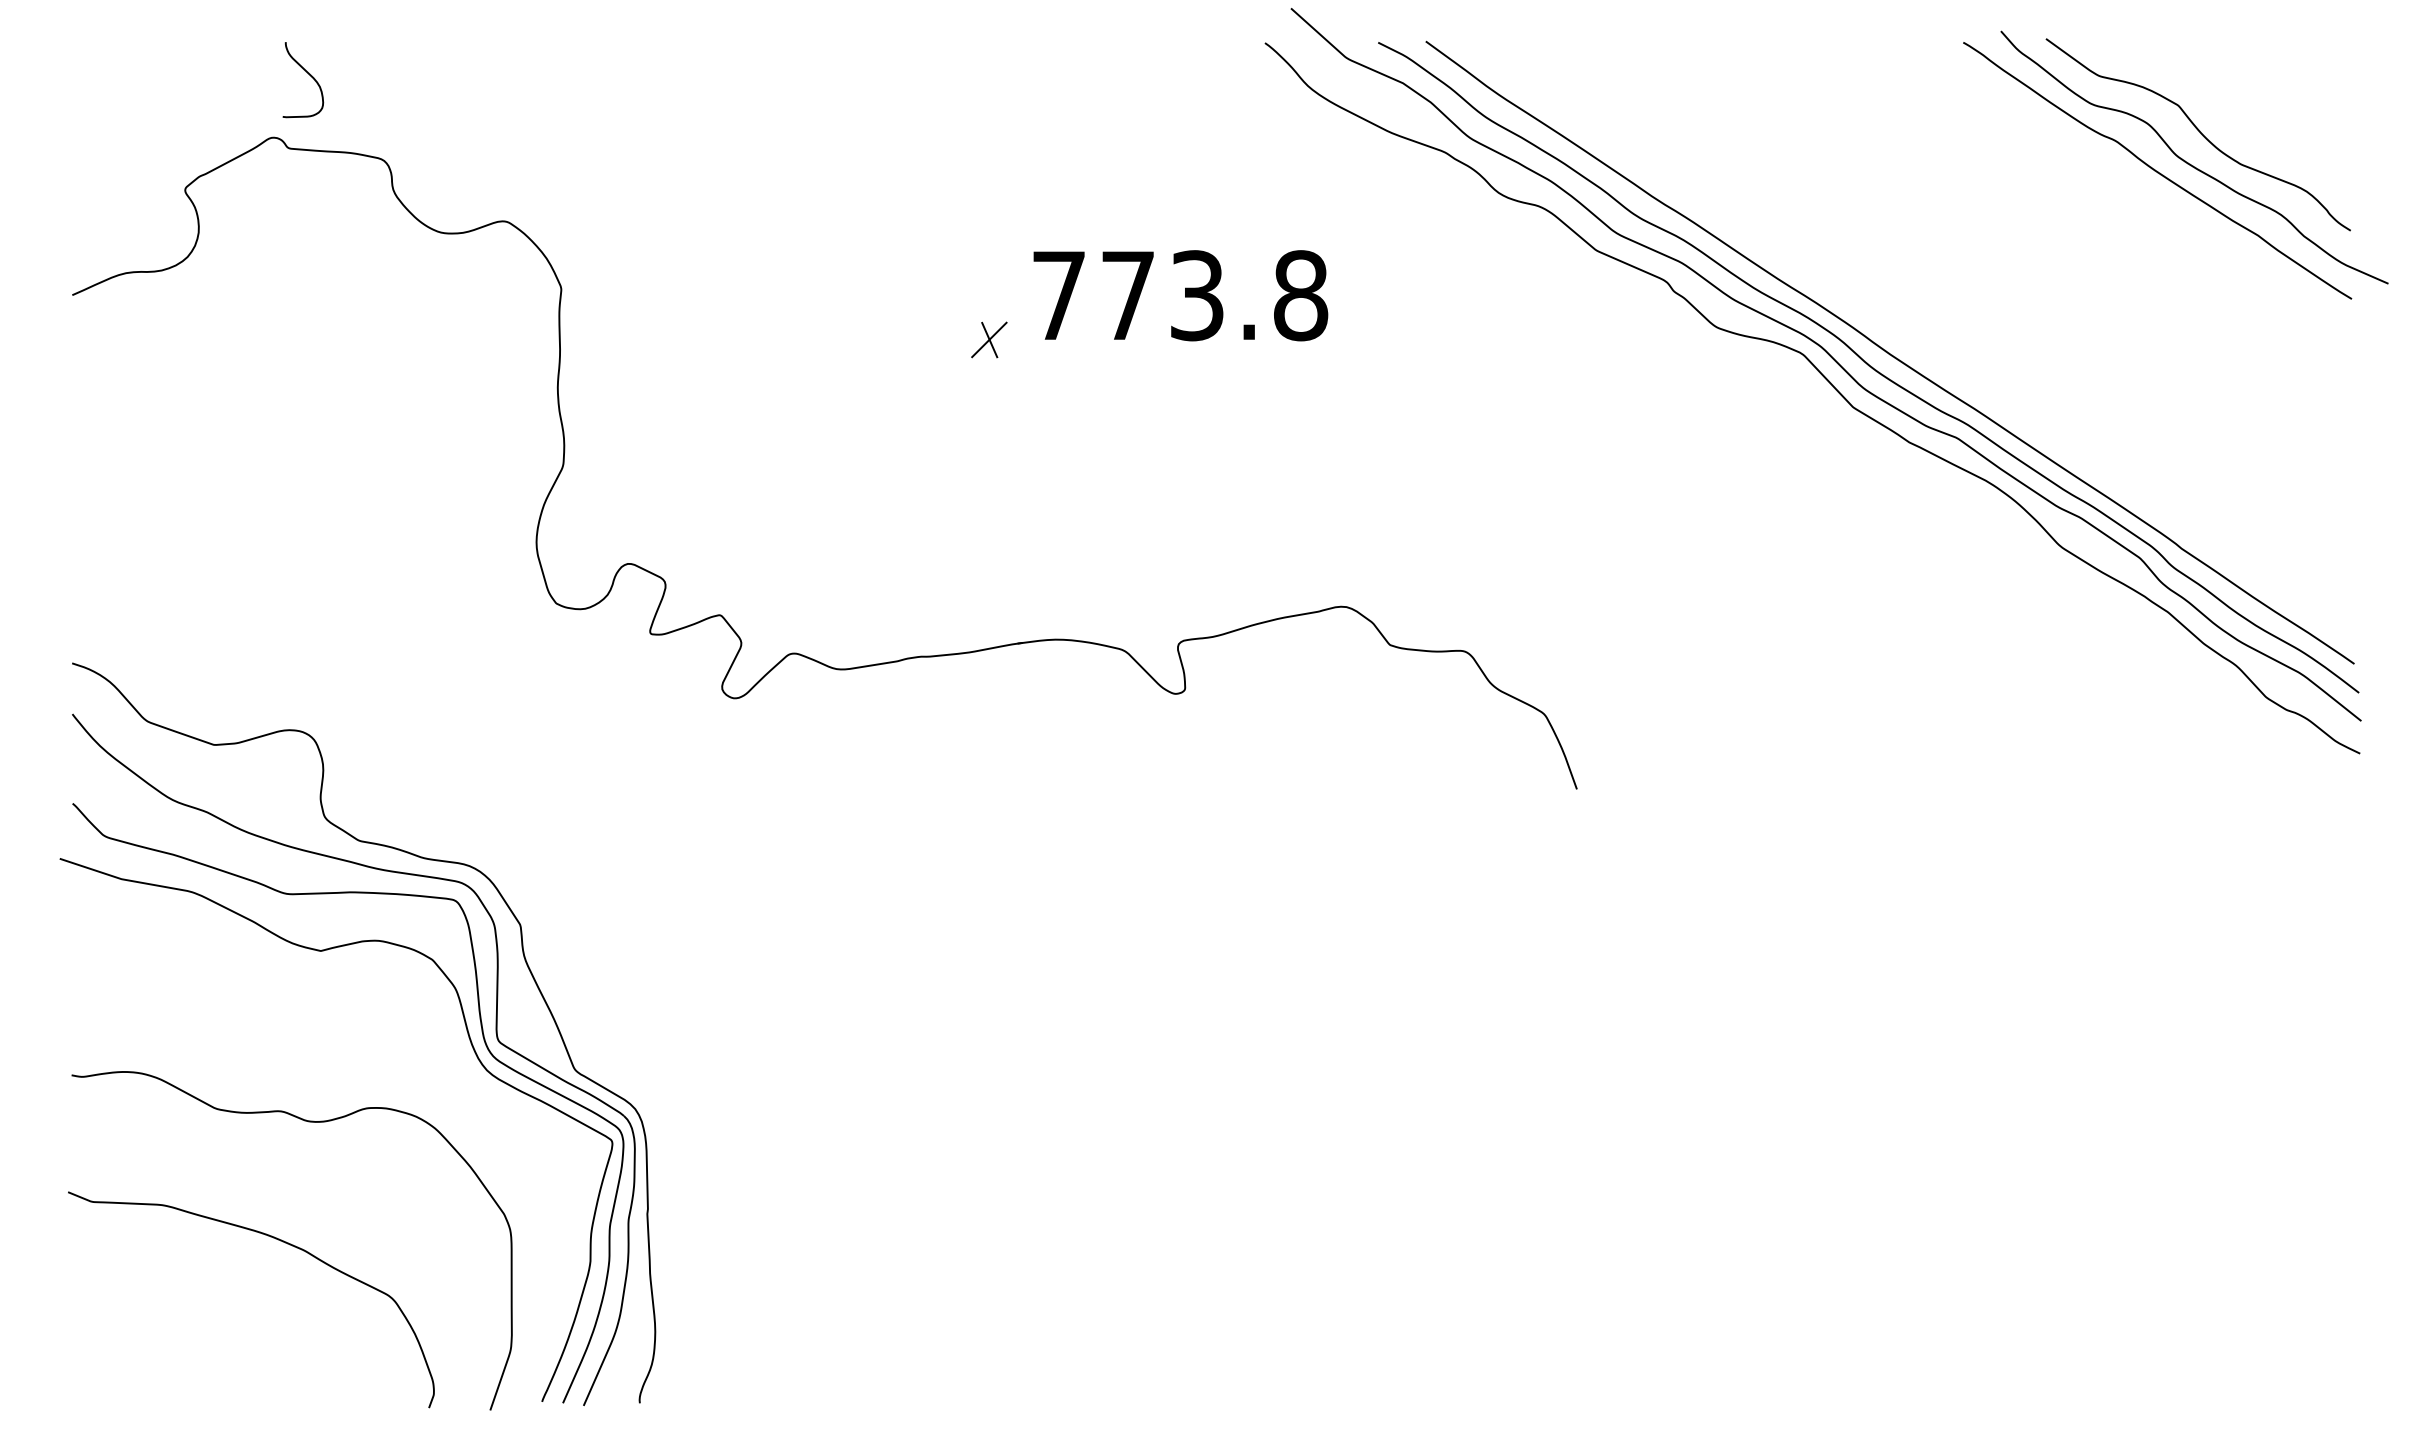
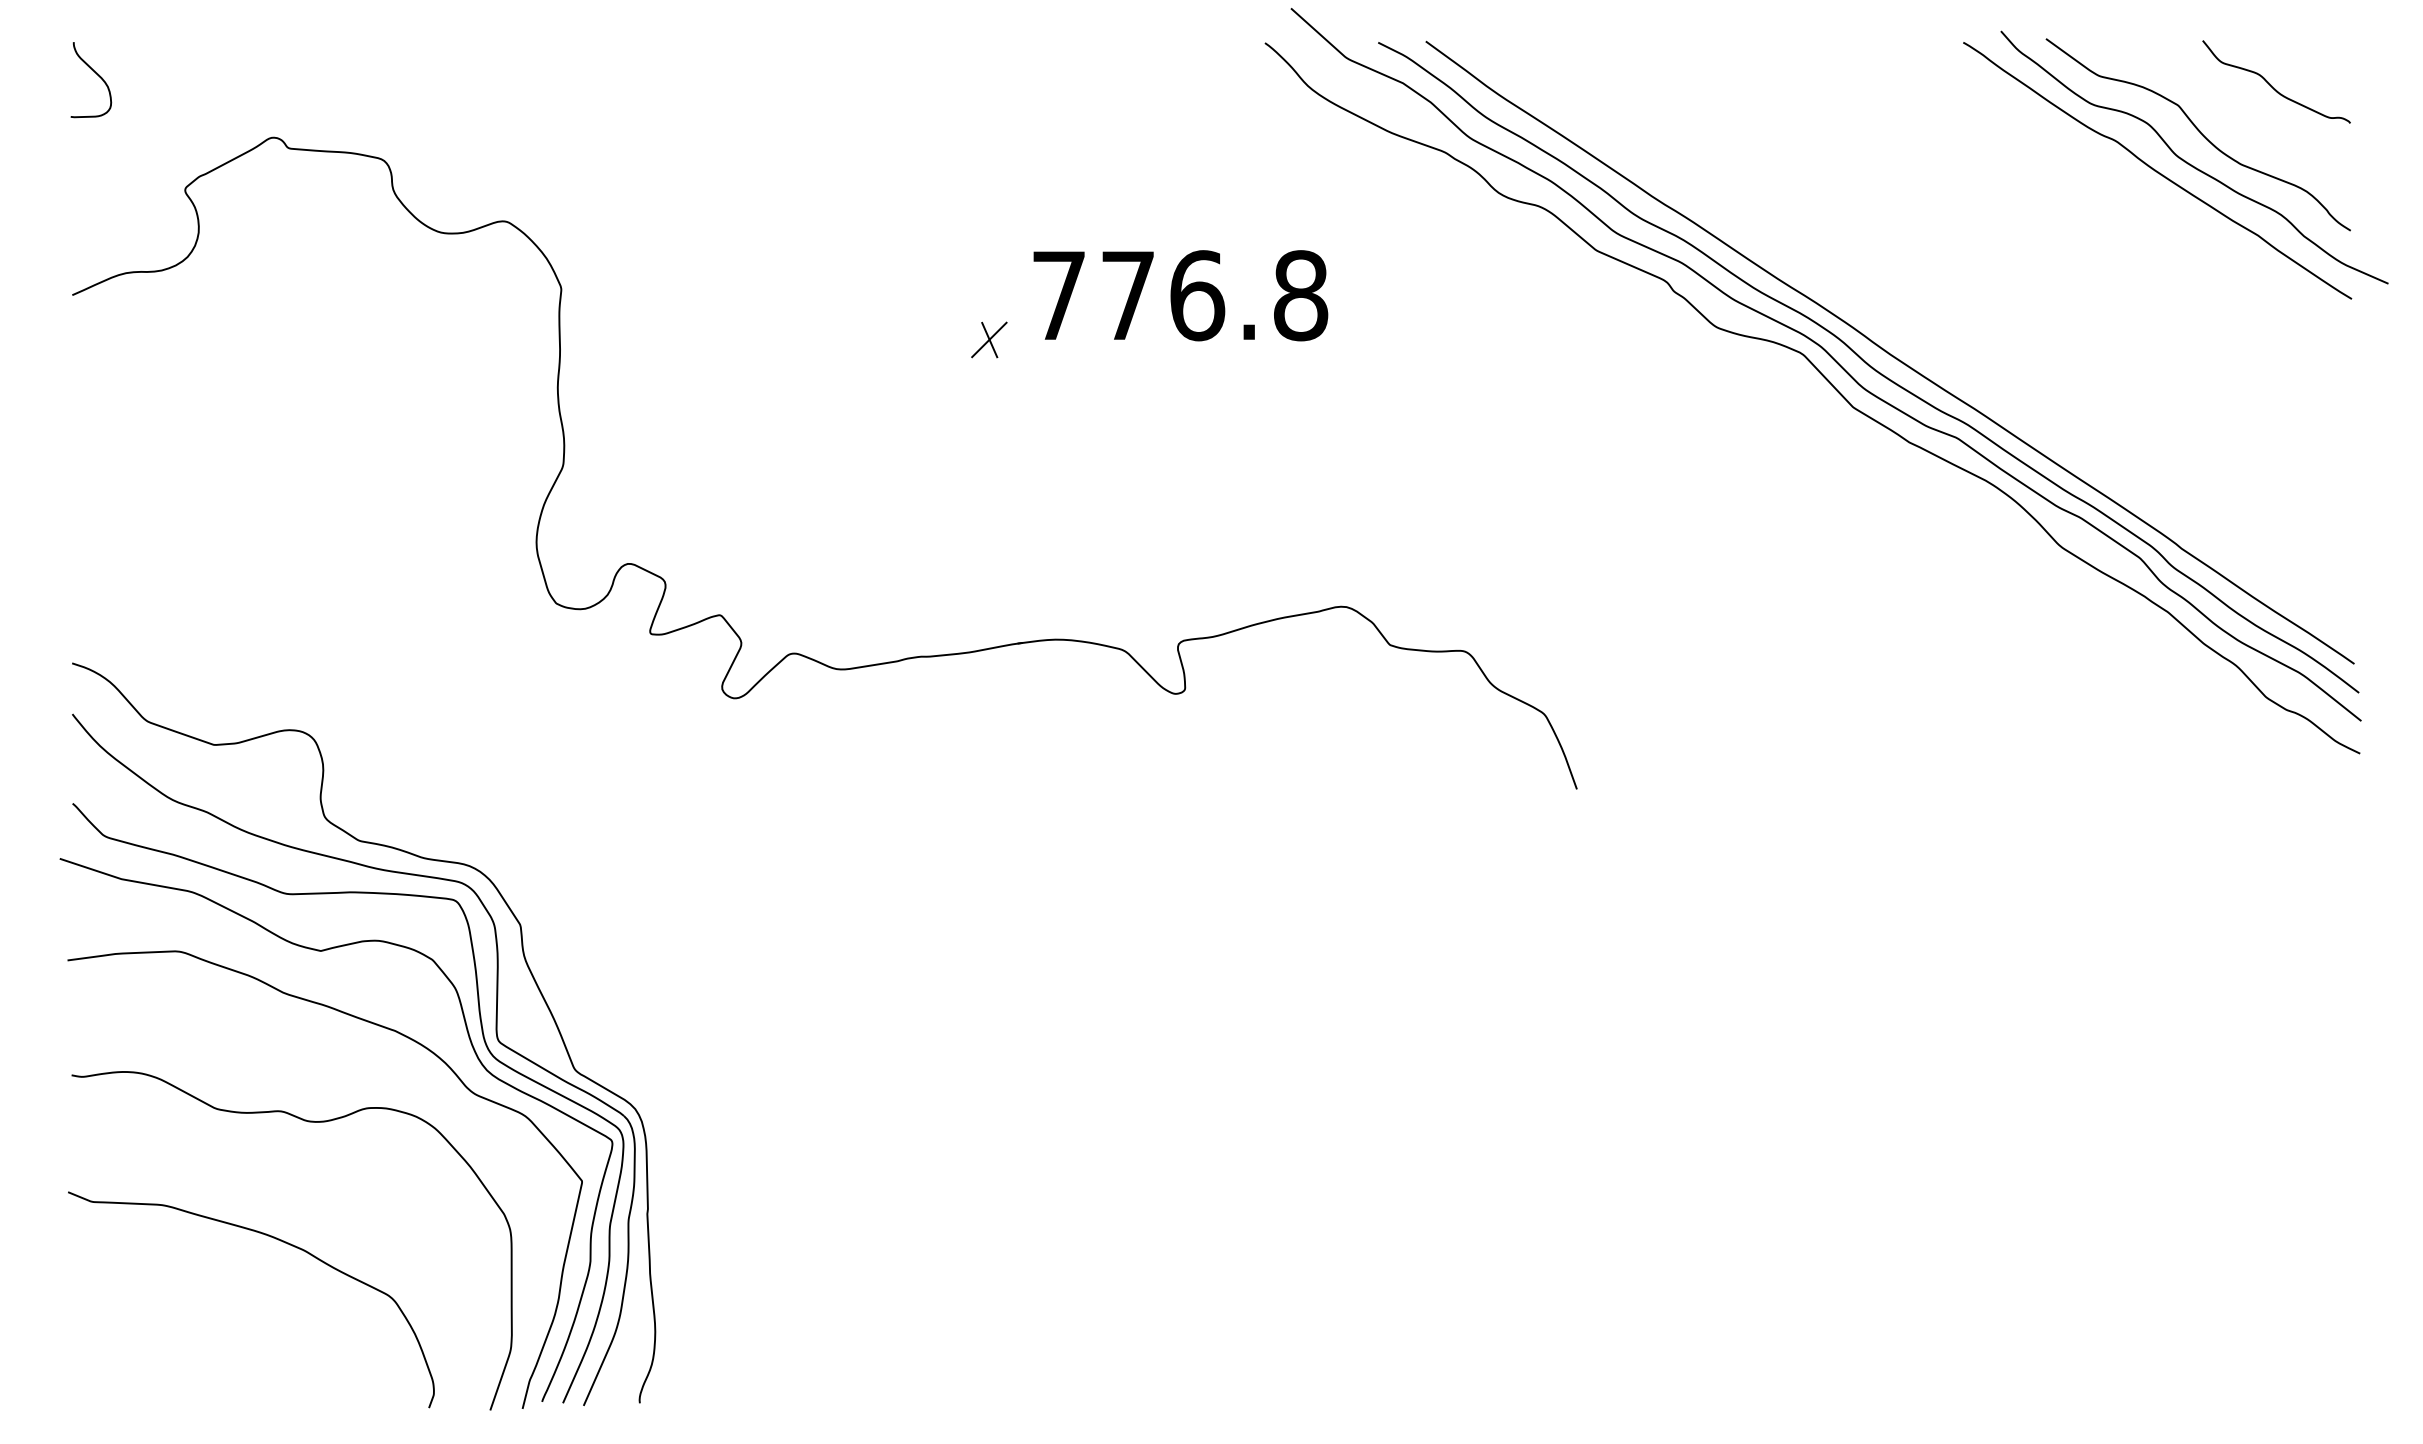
curve position: (308, 74) -> (96, 74) (96, 74)
curve: none -> present (2271, 85)
text: 773.8 -> 776.8 (1197, 295)
curve: none -> present (378, 1026)
